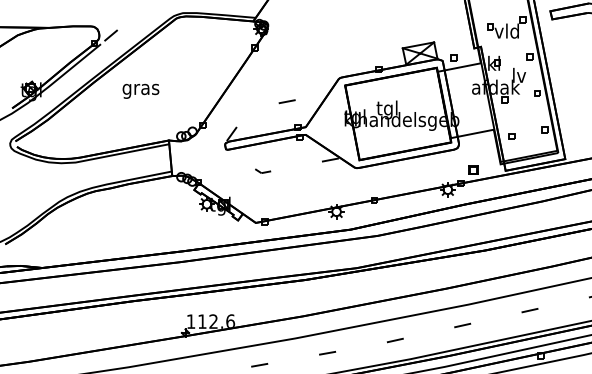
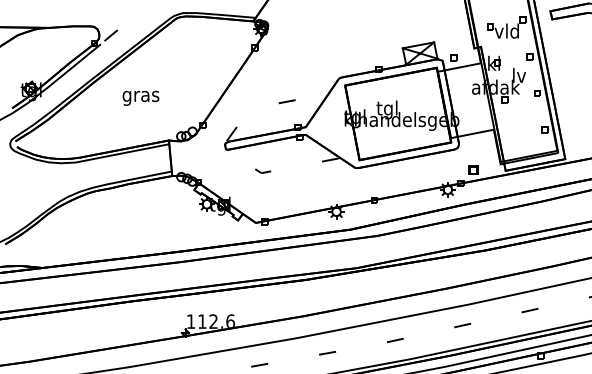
text position: (140, 90) -> (140, 97) (140, 97)
part: present -> none (511, 136)
